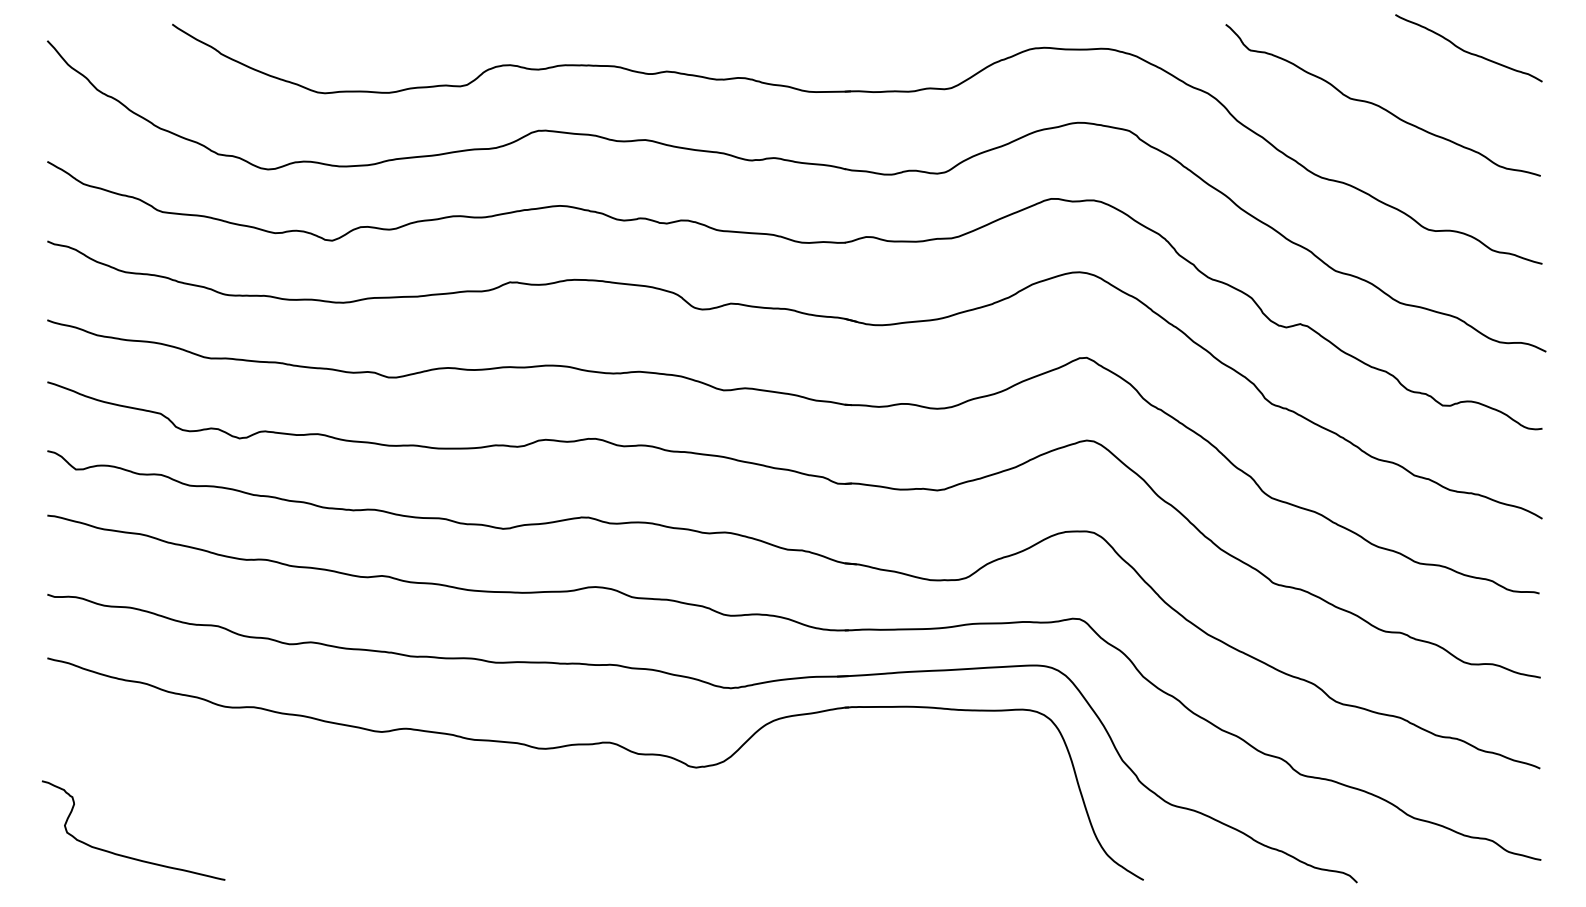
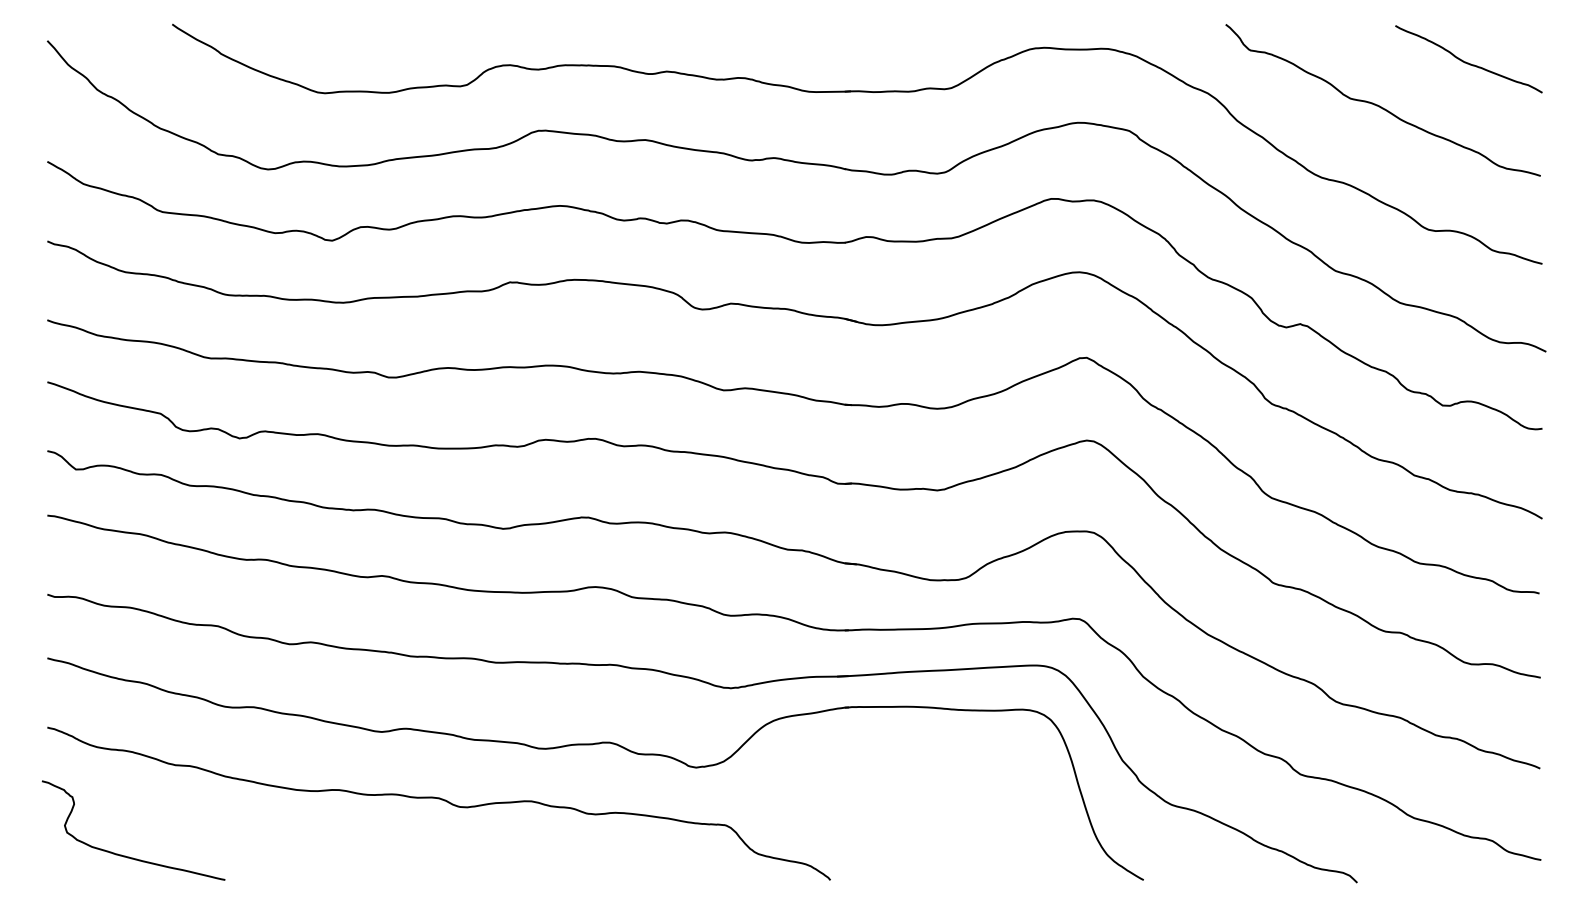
curve position: (1468, 51) -> (1468, 62) (1468, 62)
curve: none -> present (438, 799)
